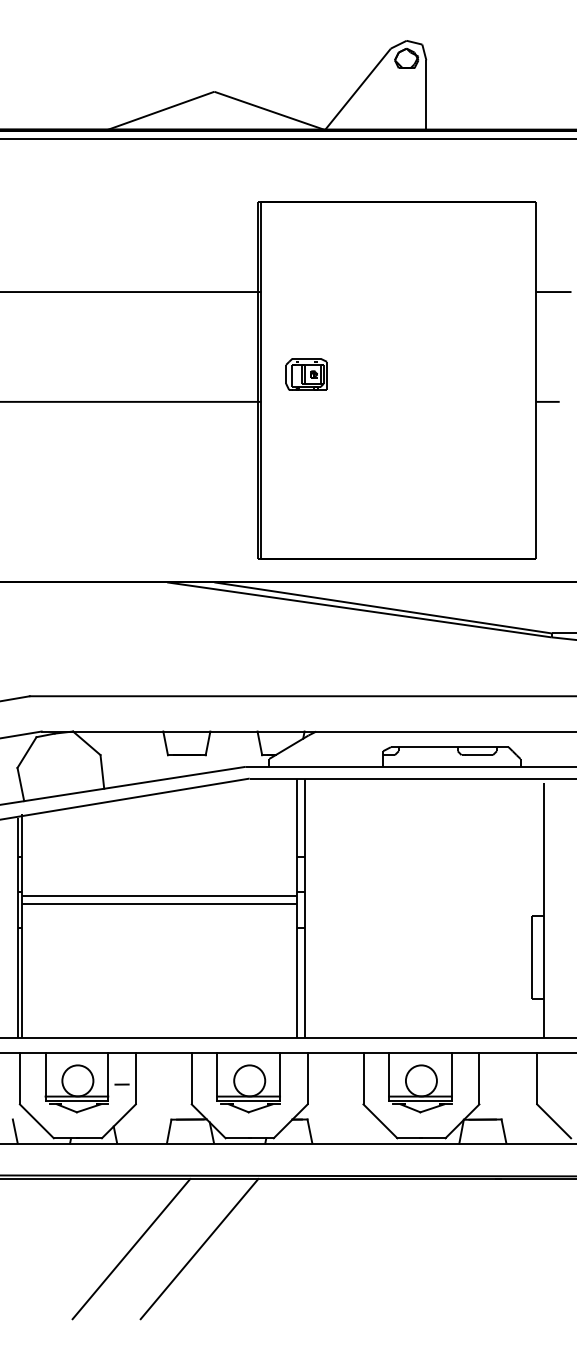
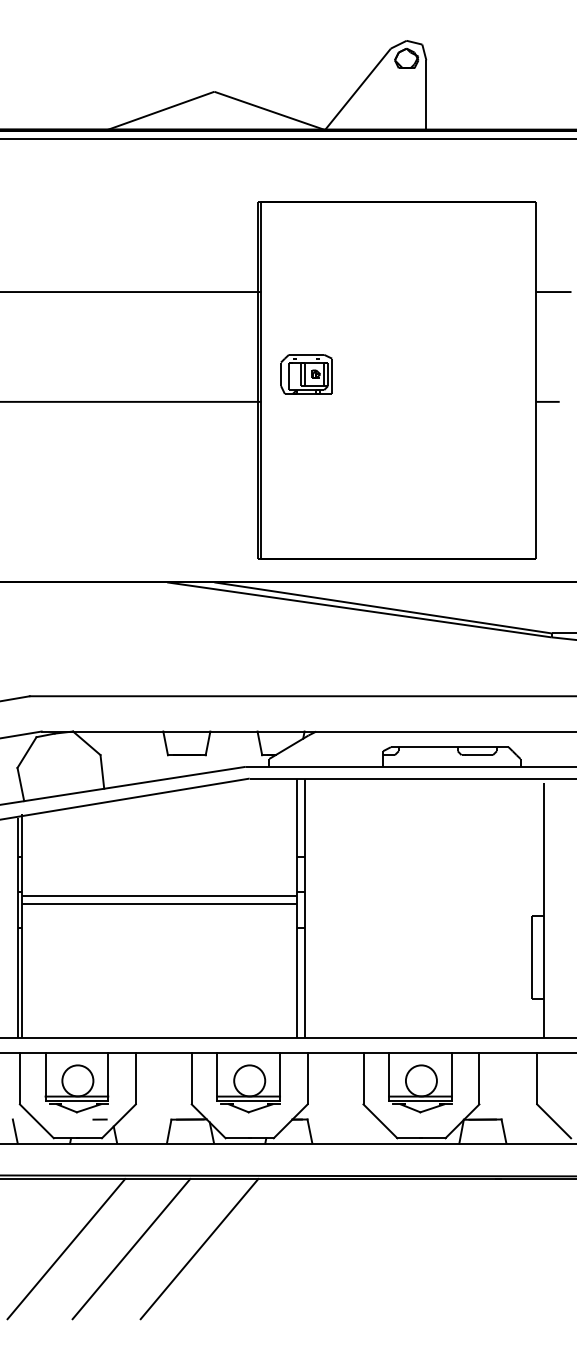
part size: 43x33 px -> 53x41 px (306, 374)
line position: (121, 1084) -> (99, 1119) (99, 1119)
line: none -> present (66, 1249)
